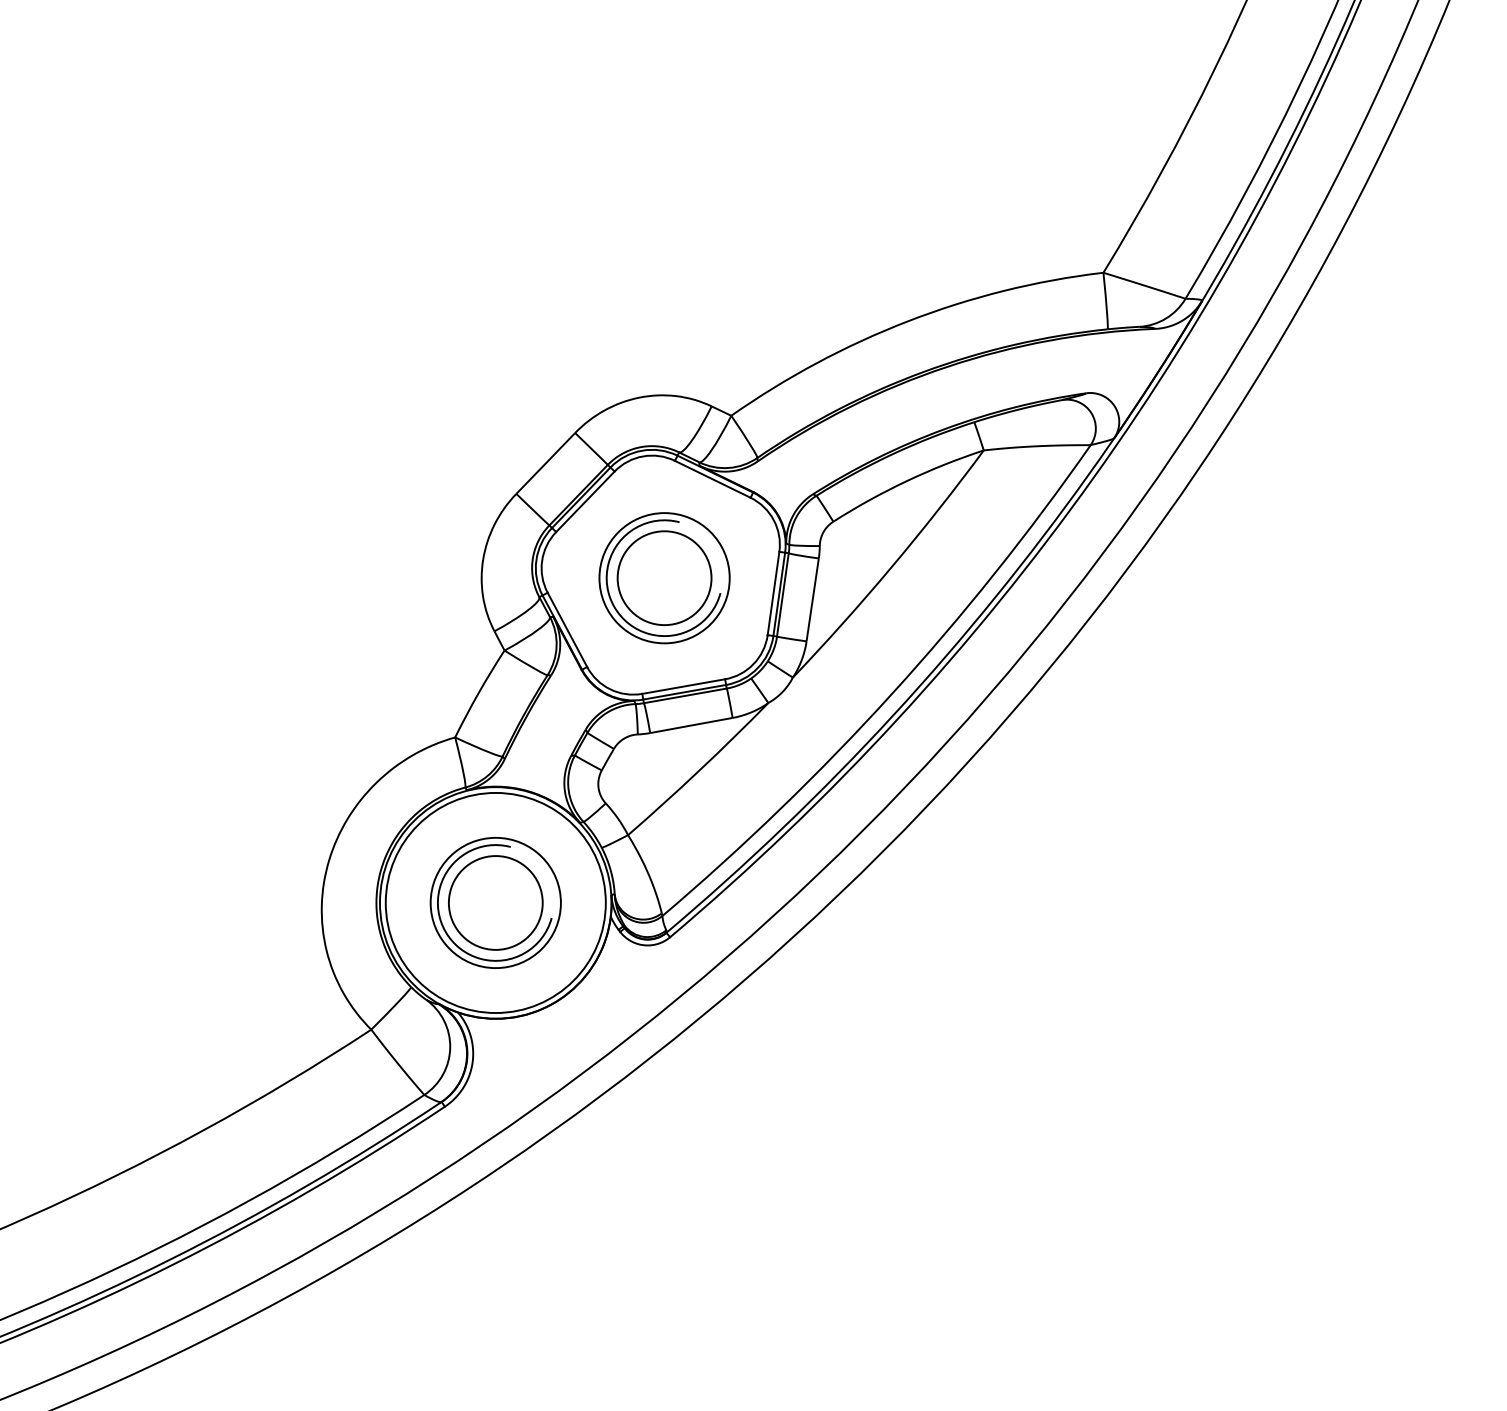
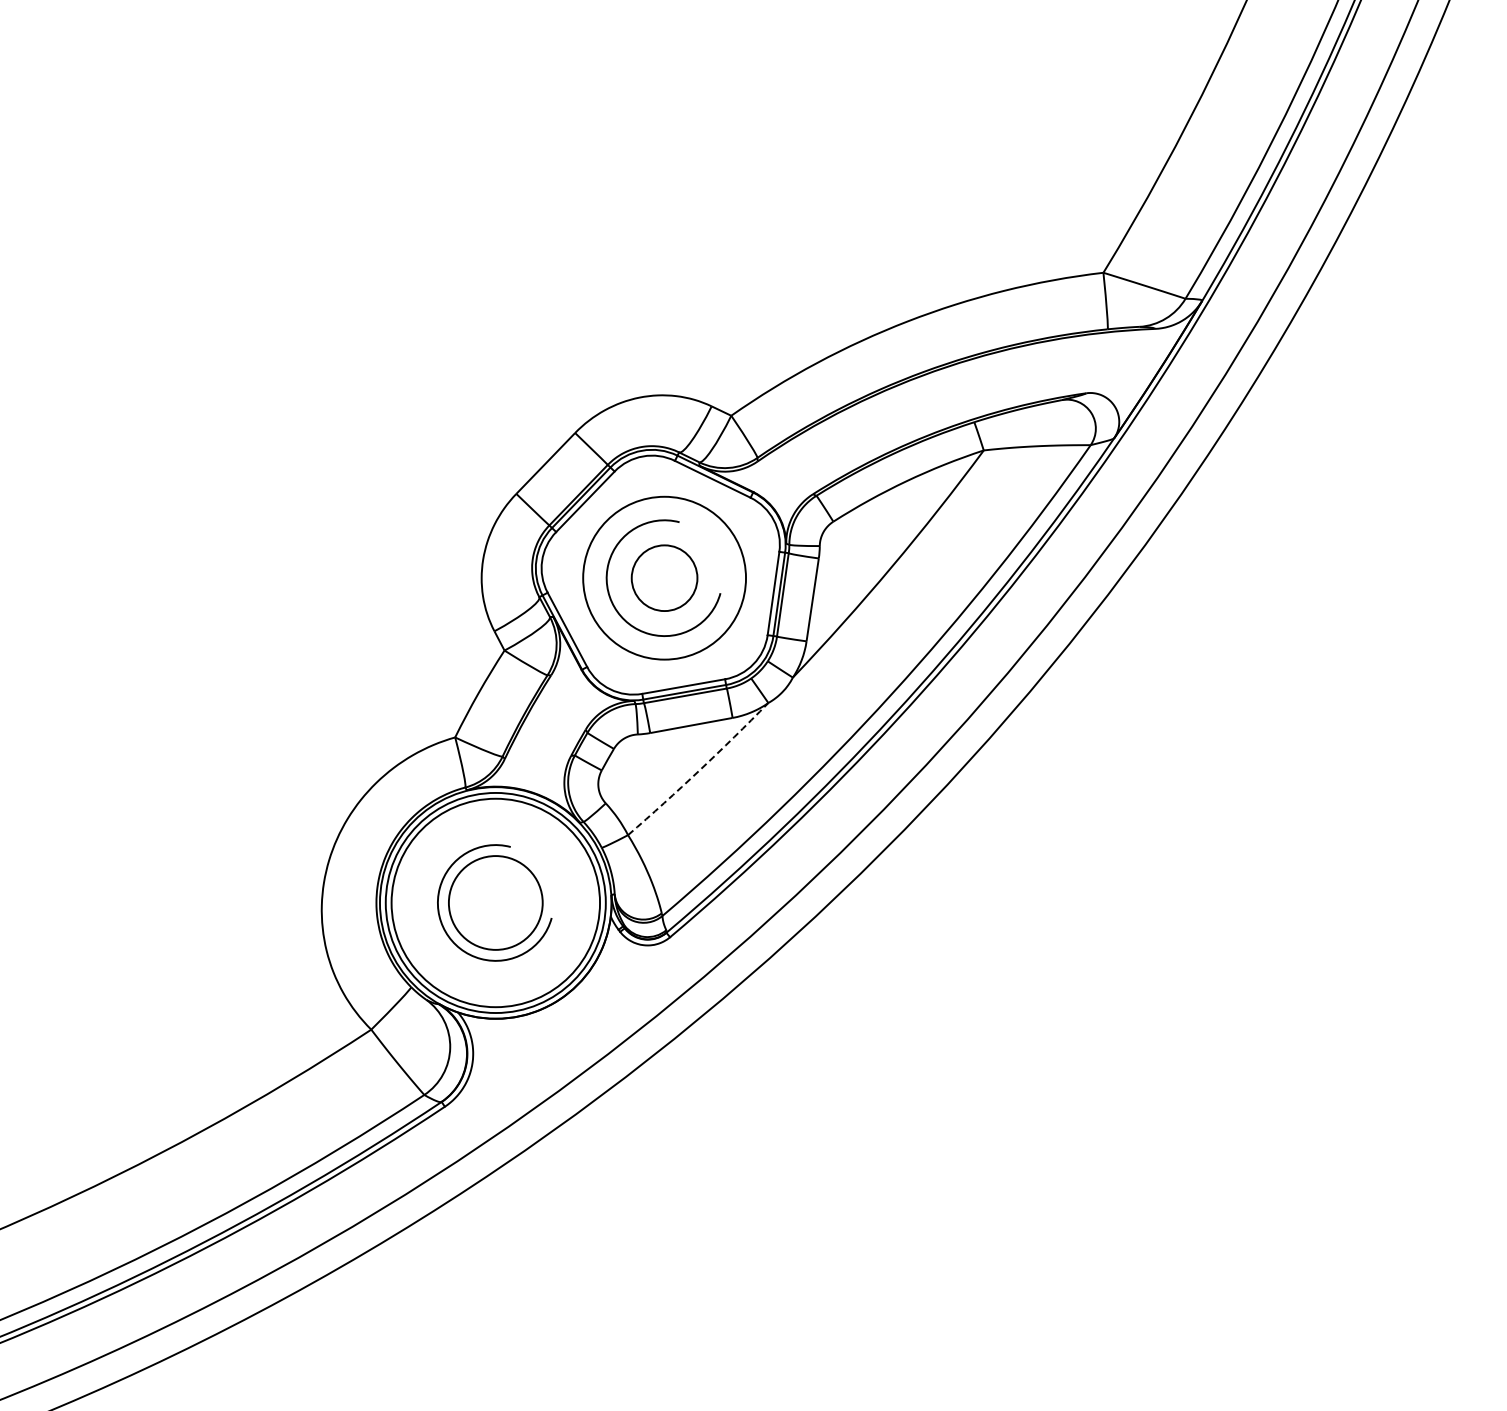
circle diameter: 130 px -> 163 px (664, 577)
circle diameter: 94 px -> 66 px (664, 578)
arc: solid -> dashed (699, 770)
circle diameter: 130 px -> 208 px (495, 902)
